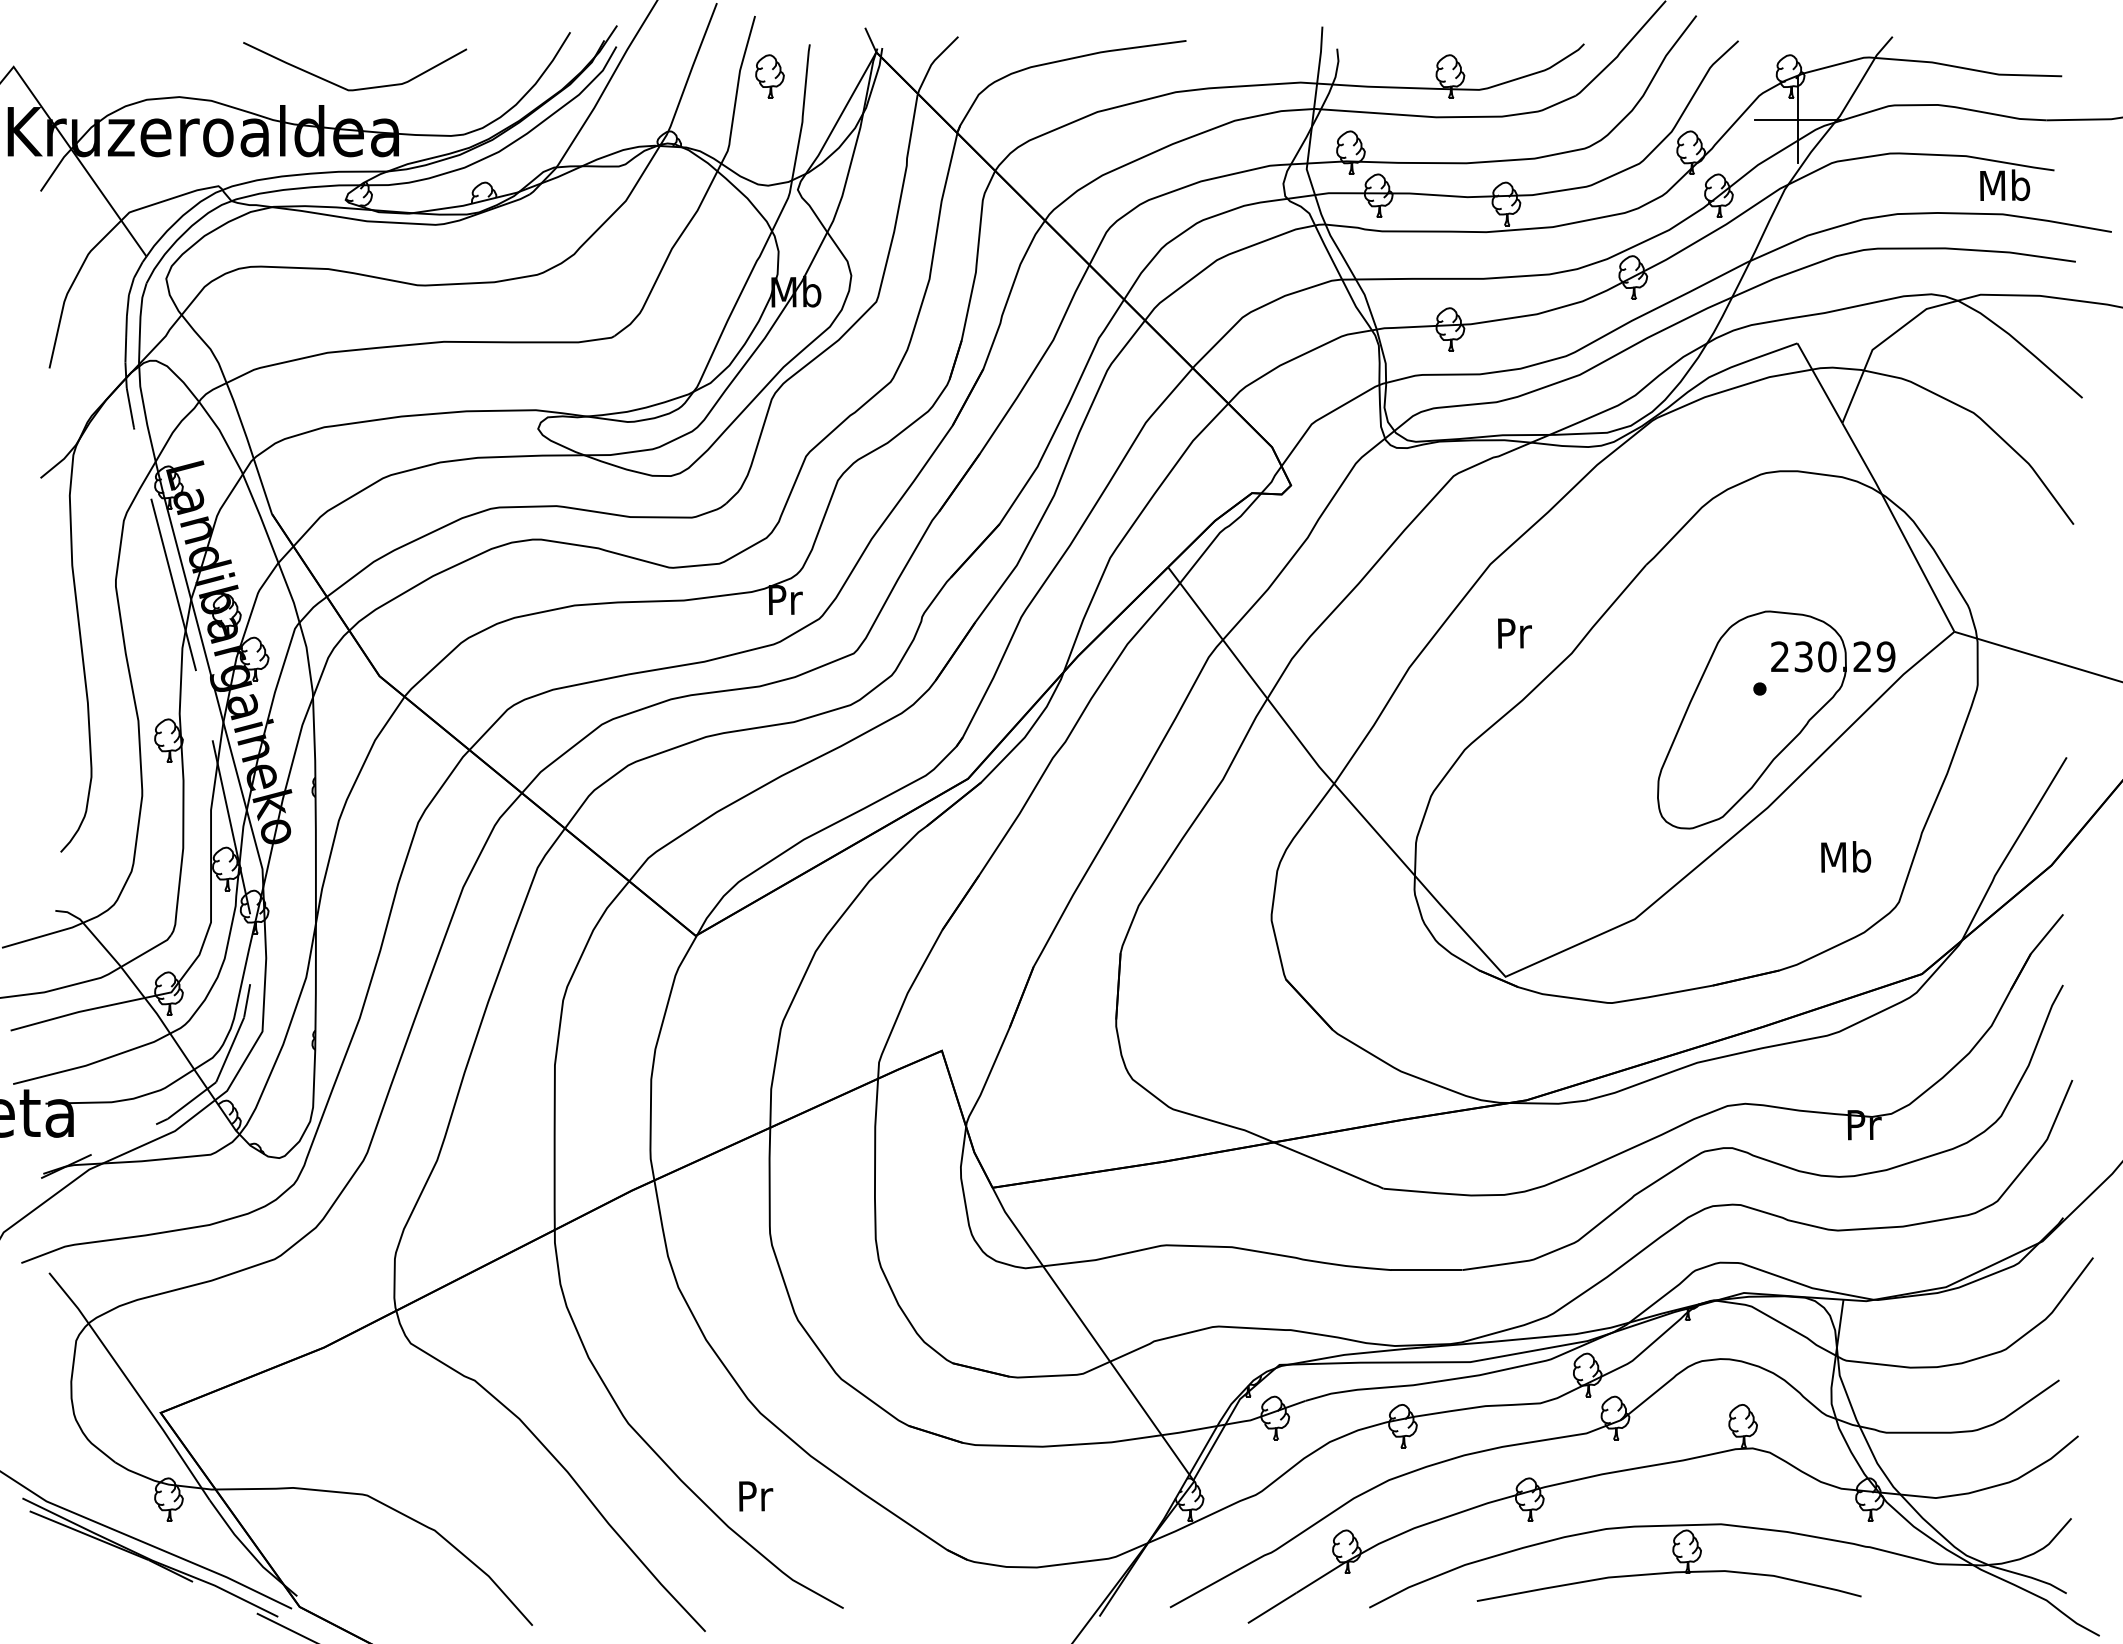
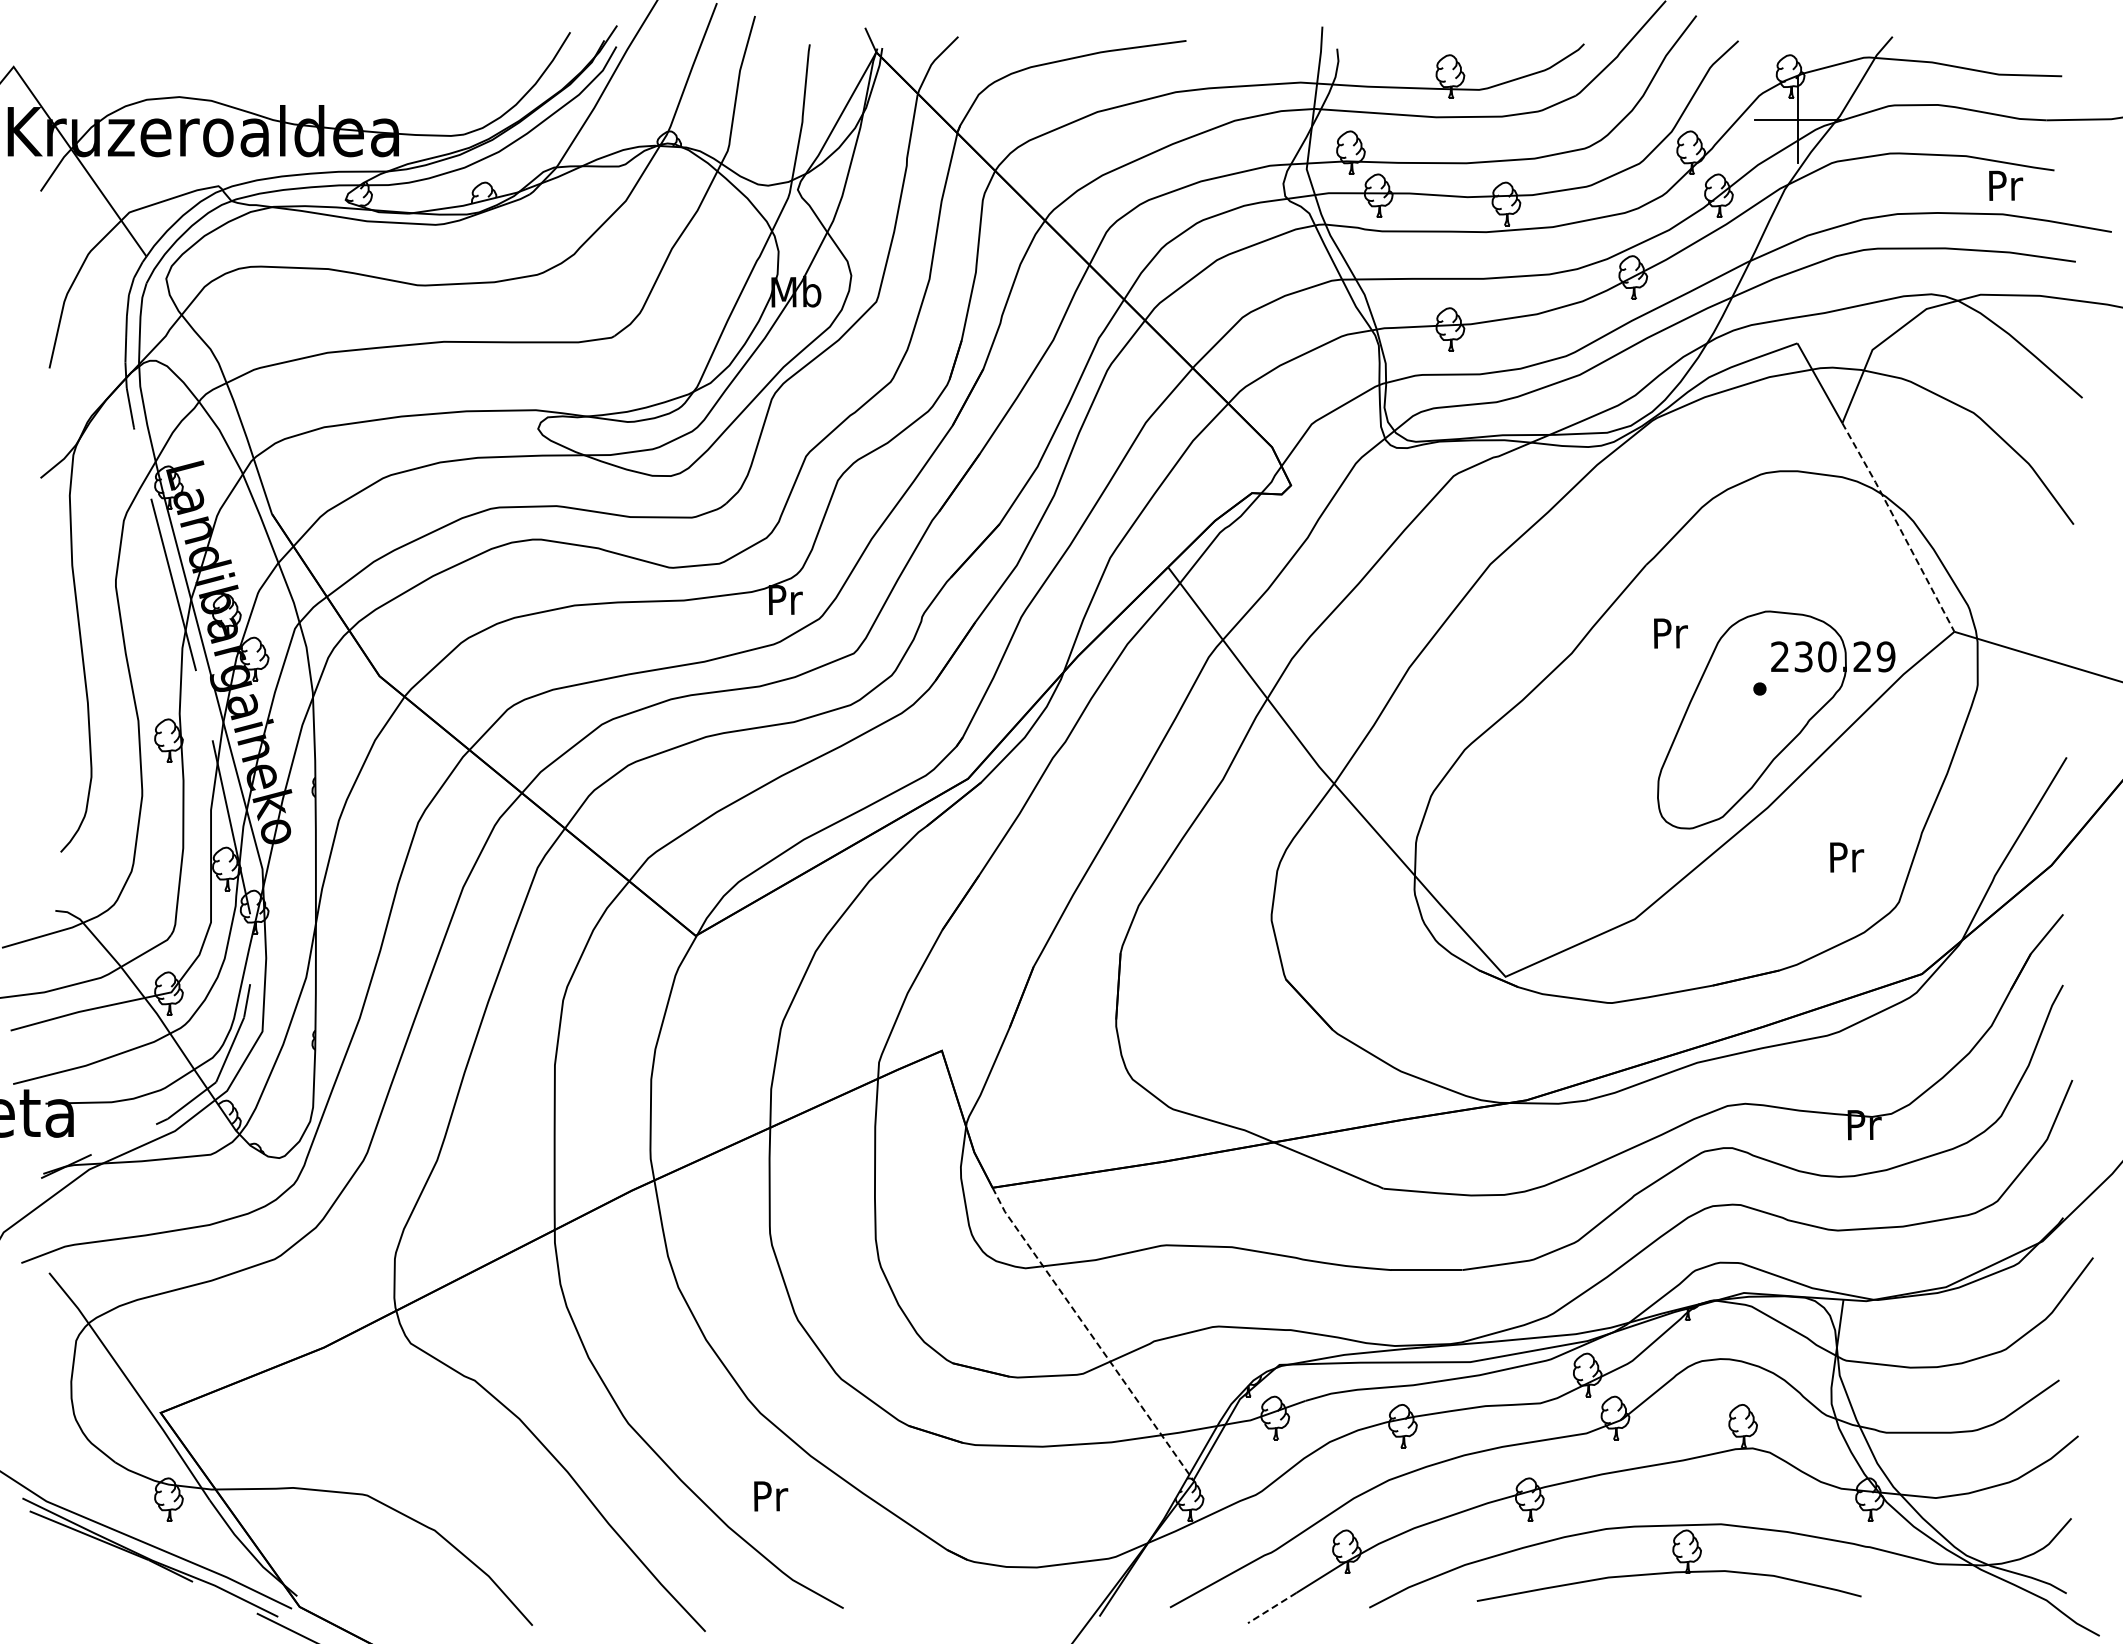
part: present -> none (769, 76)
curve: present -> none (357, 88)
text: Mb -> Pr (2005, 185)
line: solid -> dashed (1898, 526)
text position: (1514, 633) -> (1670, 633) (1670, 633)
text: Mb -> Pr (1846, 856)
line: solid -> dashed (1091, 1334)
text position: (756, 1496) -> (771, 1496) (771, 1496)
line: solid -> dashed (1272, 1608)
